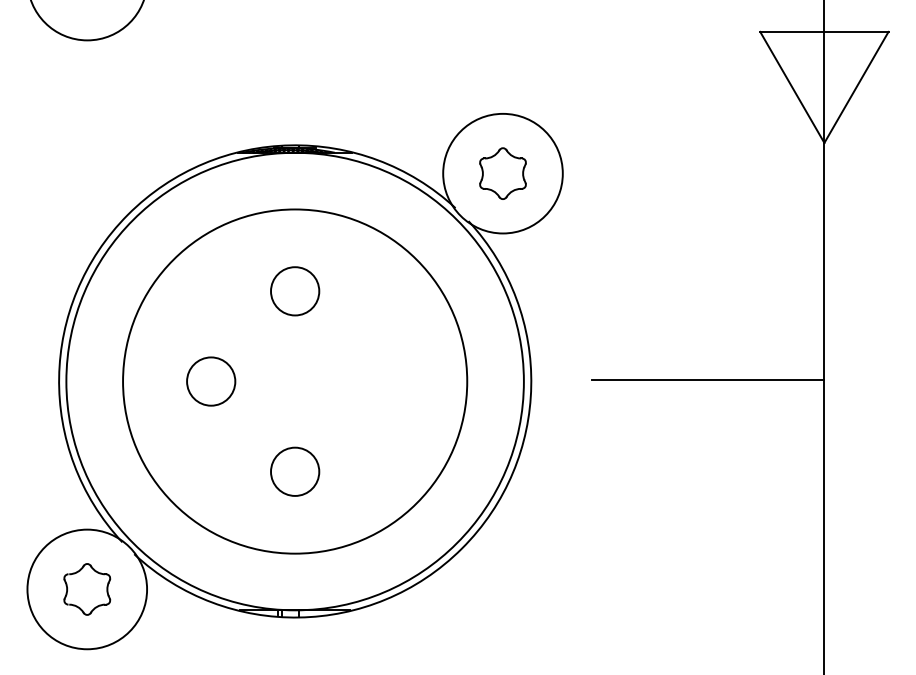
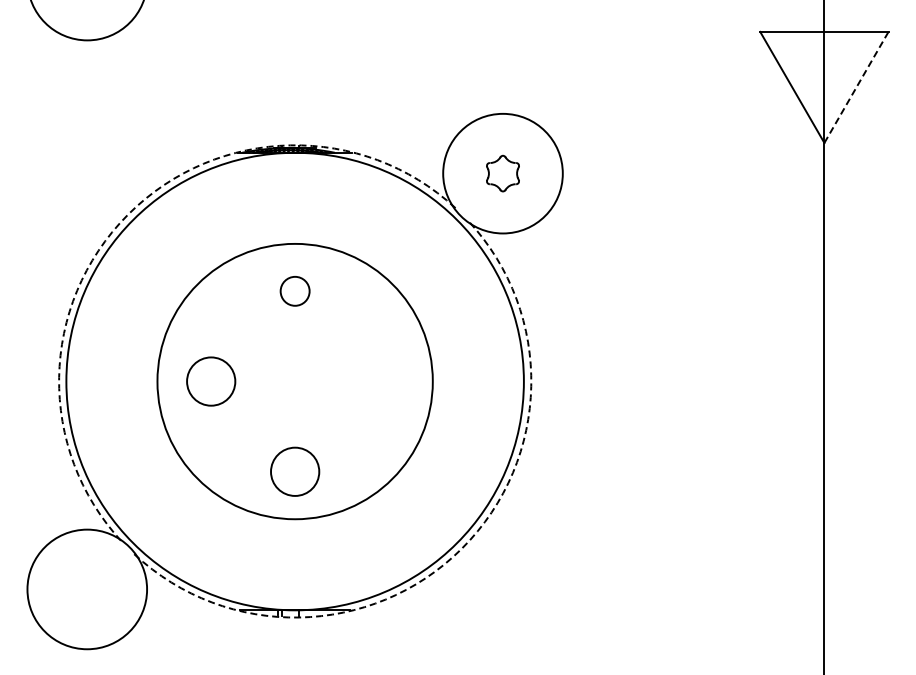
line: solid -> dashed (856, 87)
part size: 48x53 px -> 34x39 px (502, 173)
arc: solid -> dashed (128, 214)
circle diameter: 48 px -> 29 px (294, 290)
line: present -> none (708, 380)
circle diameter: 344 px -> 275 px (294, 381)
arc: solid -> dashed (461, 548)
part: present -> none (87, 589)
